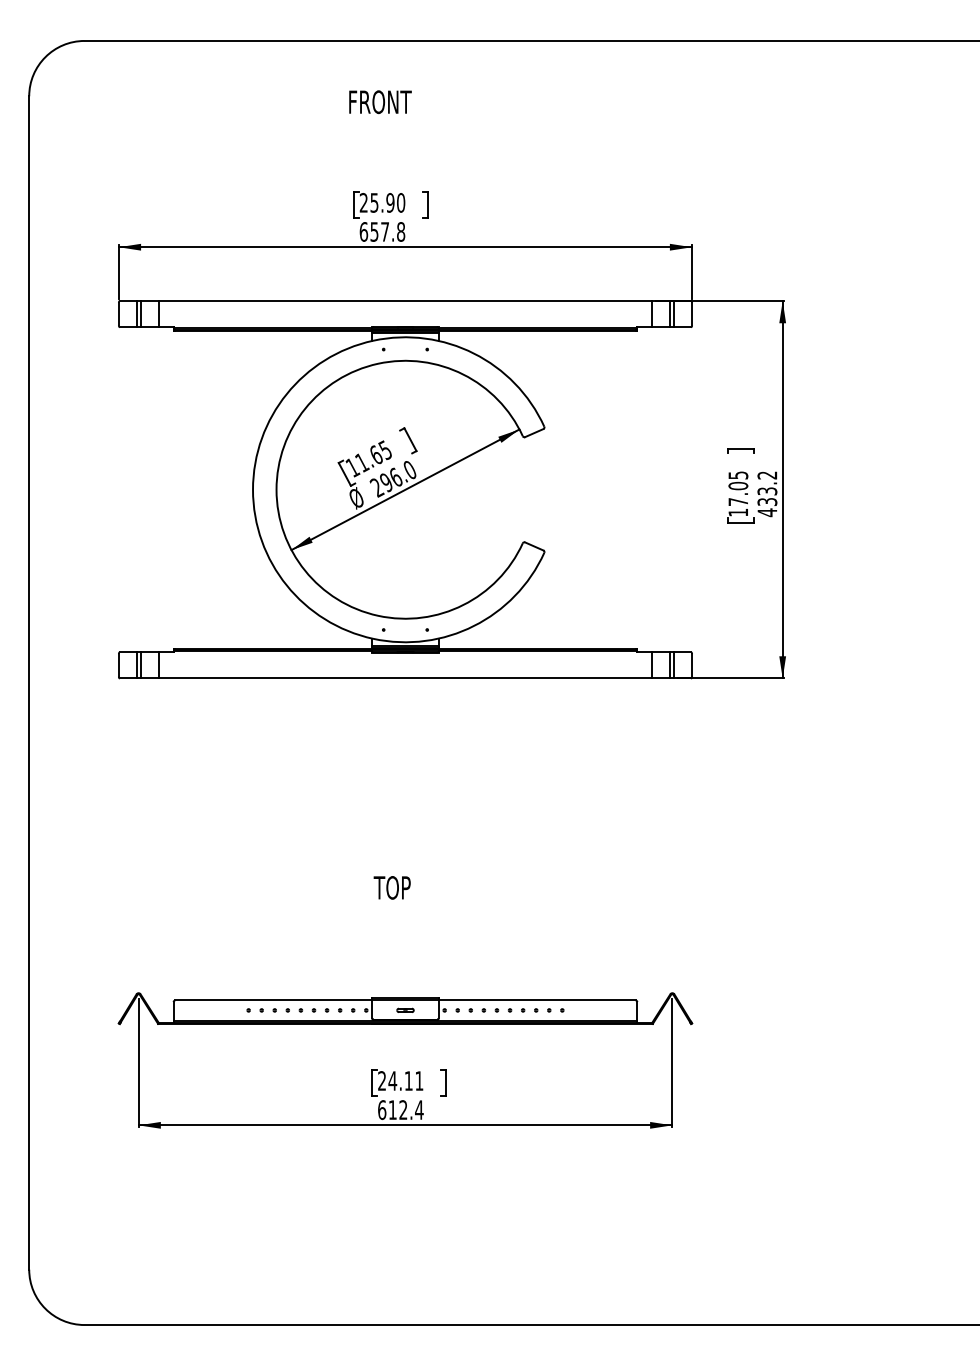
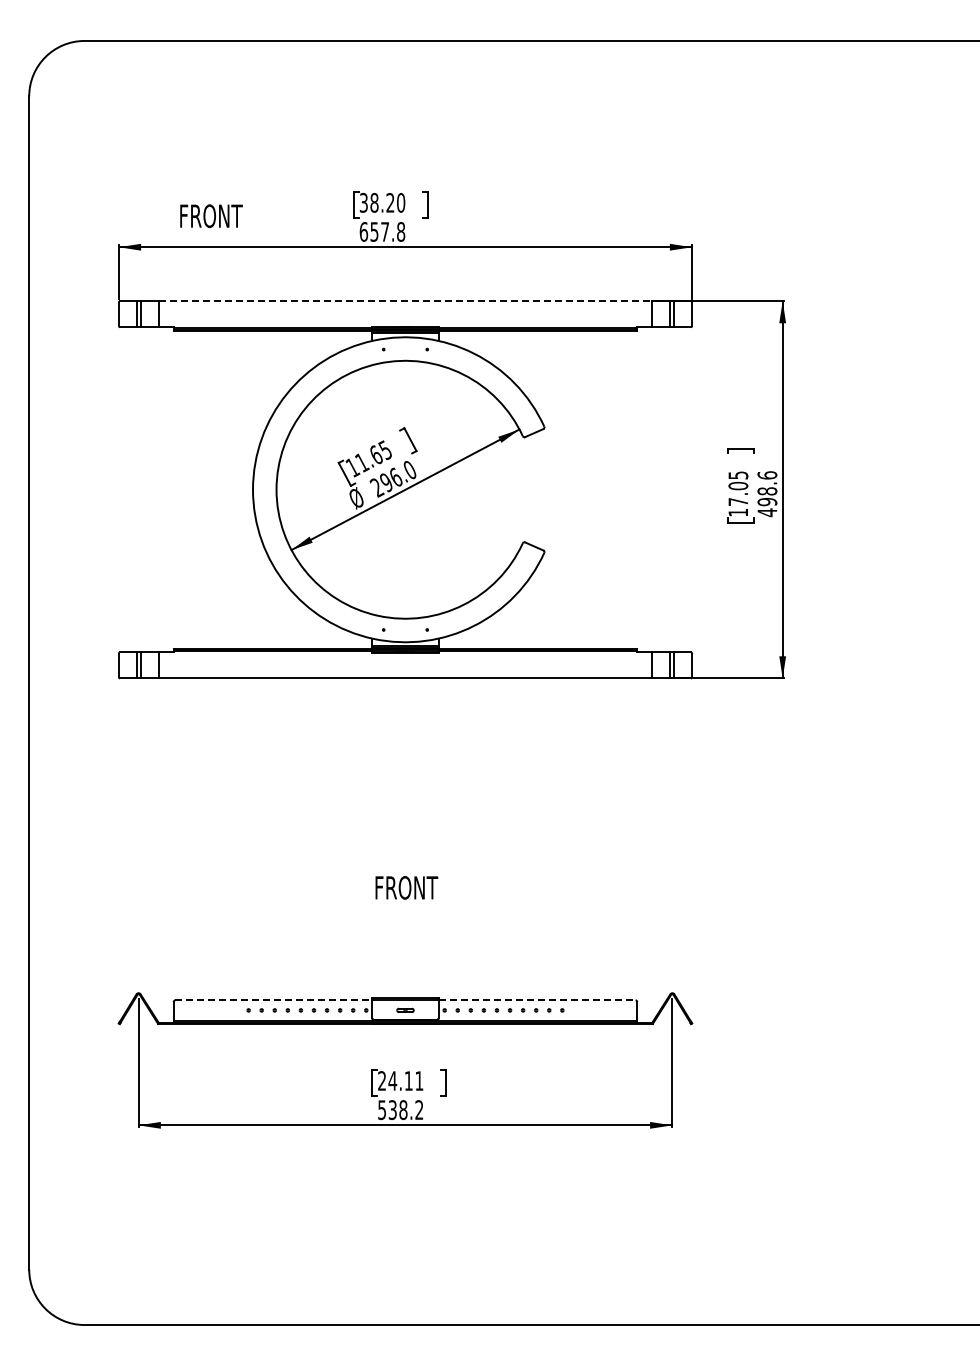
text position: (380, 102) -> (211, 216) (211, 216)
text: 25.90 -> 38.20 (376, 202)
line: solid -> dashed (405, 301)
text: 433.2 -> 498.6 (767, 488)
text: TOP -> FRONT (405, 887)
line: solid -> dashed (274, 1000)
line: solid -> dashed (537, 1000)
text: 612.4 -> 538.2 (400, 1110)
